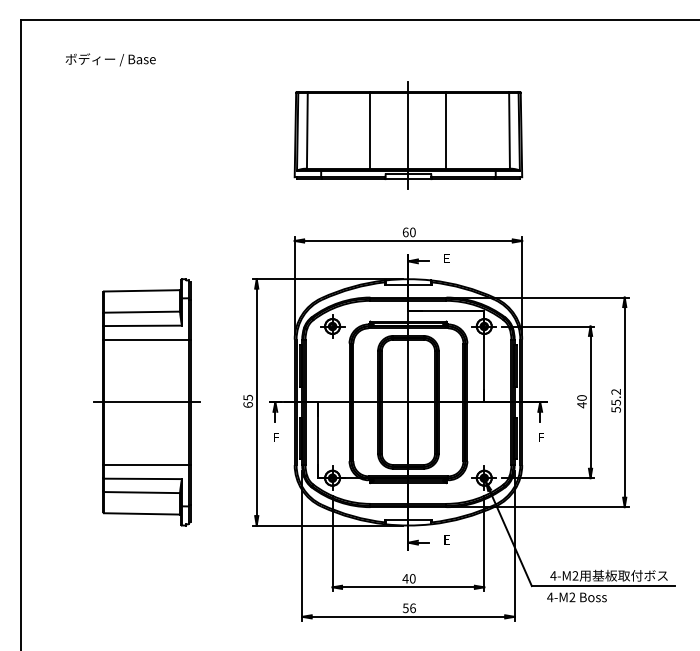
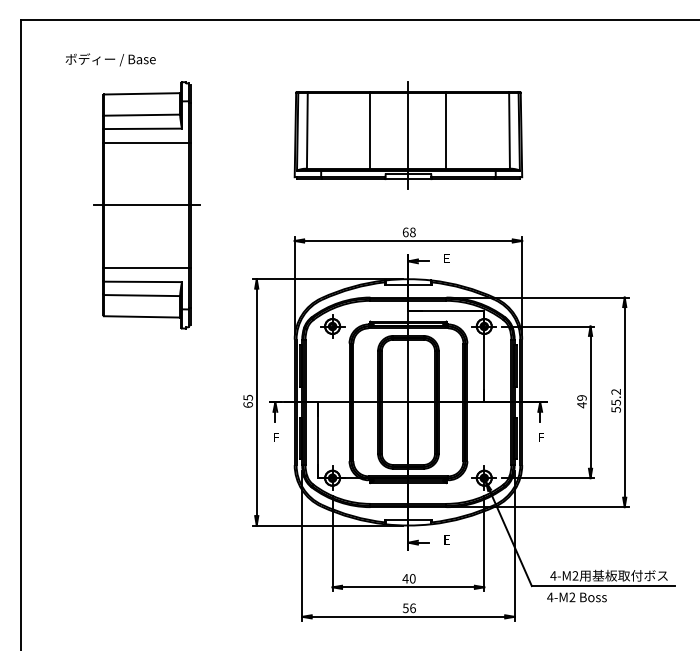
text: 60 -> 68 (412, 232)
text: 40 -> 49 (581, 397)
part position: (146, 402) -> (146, 205) (146, 205)
